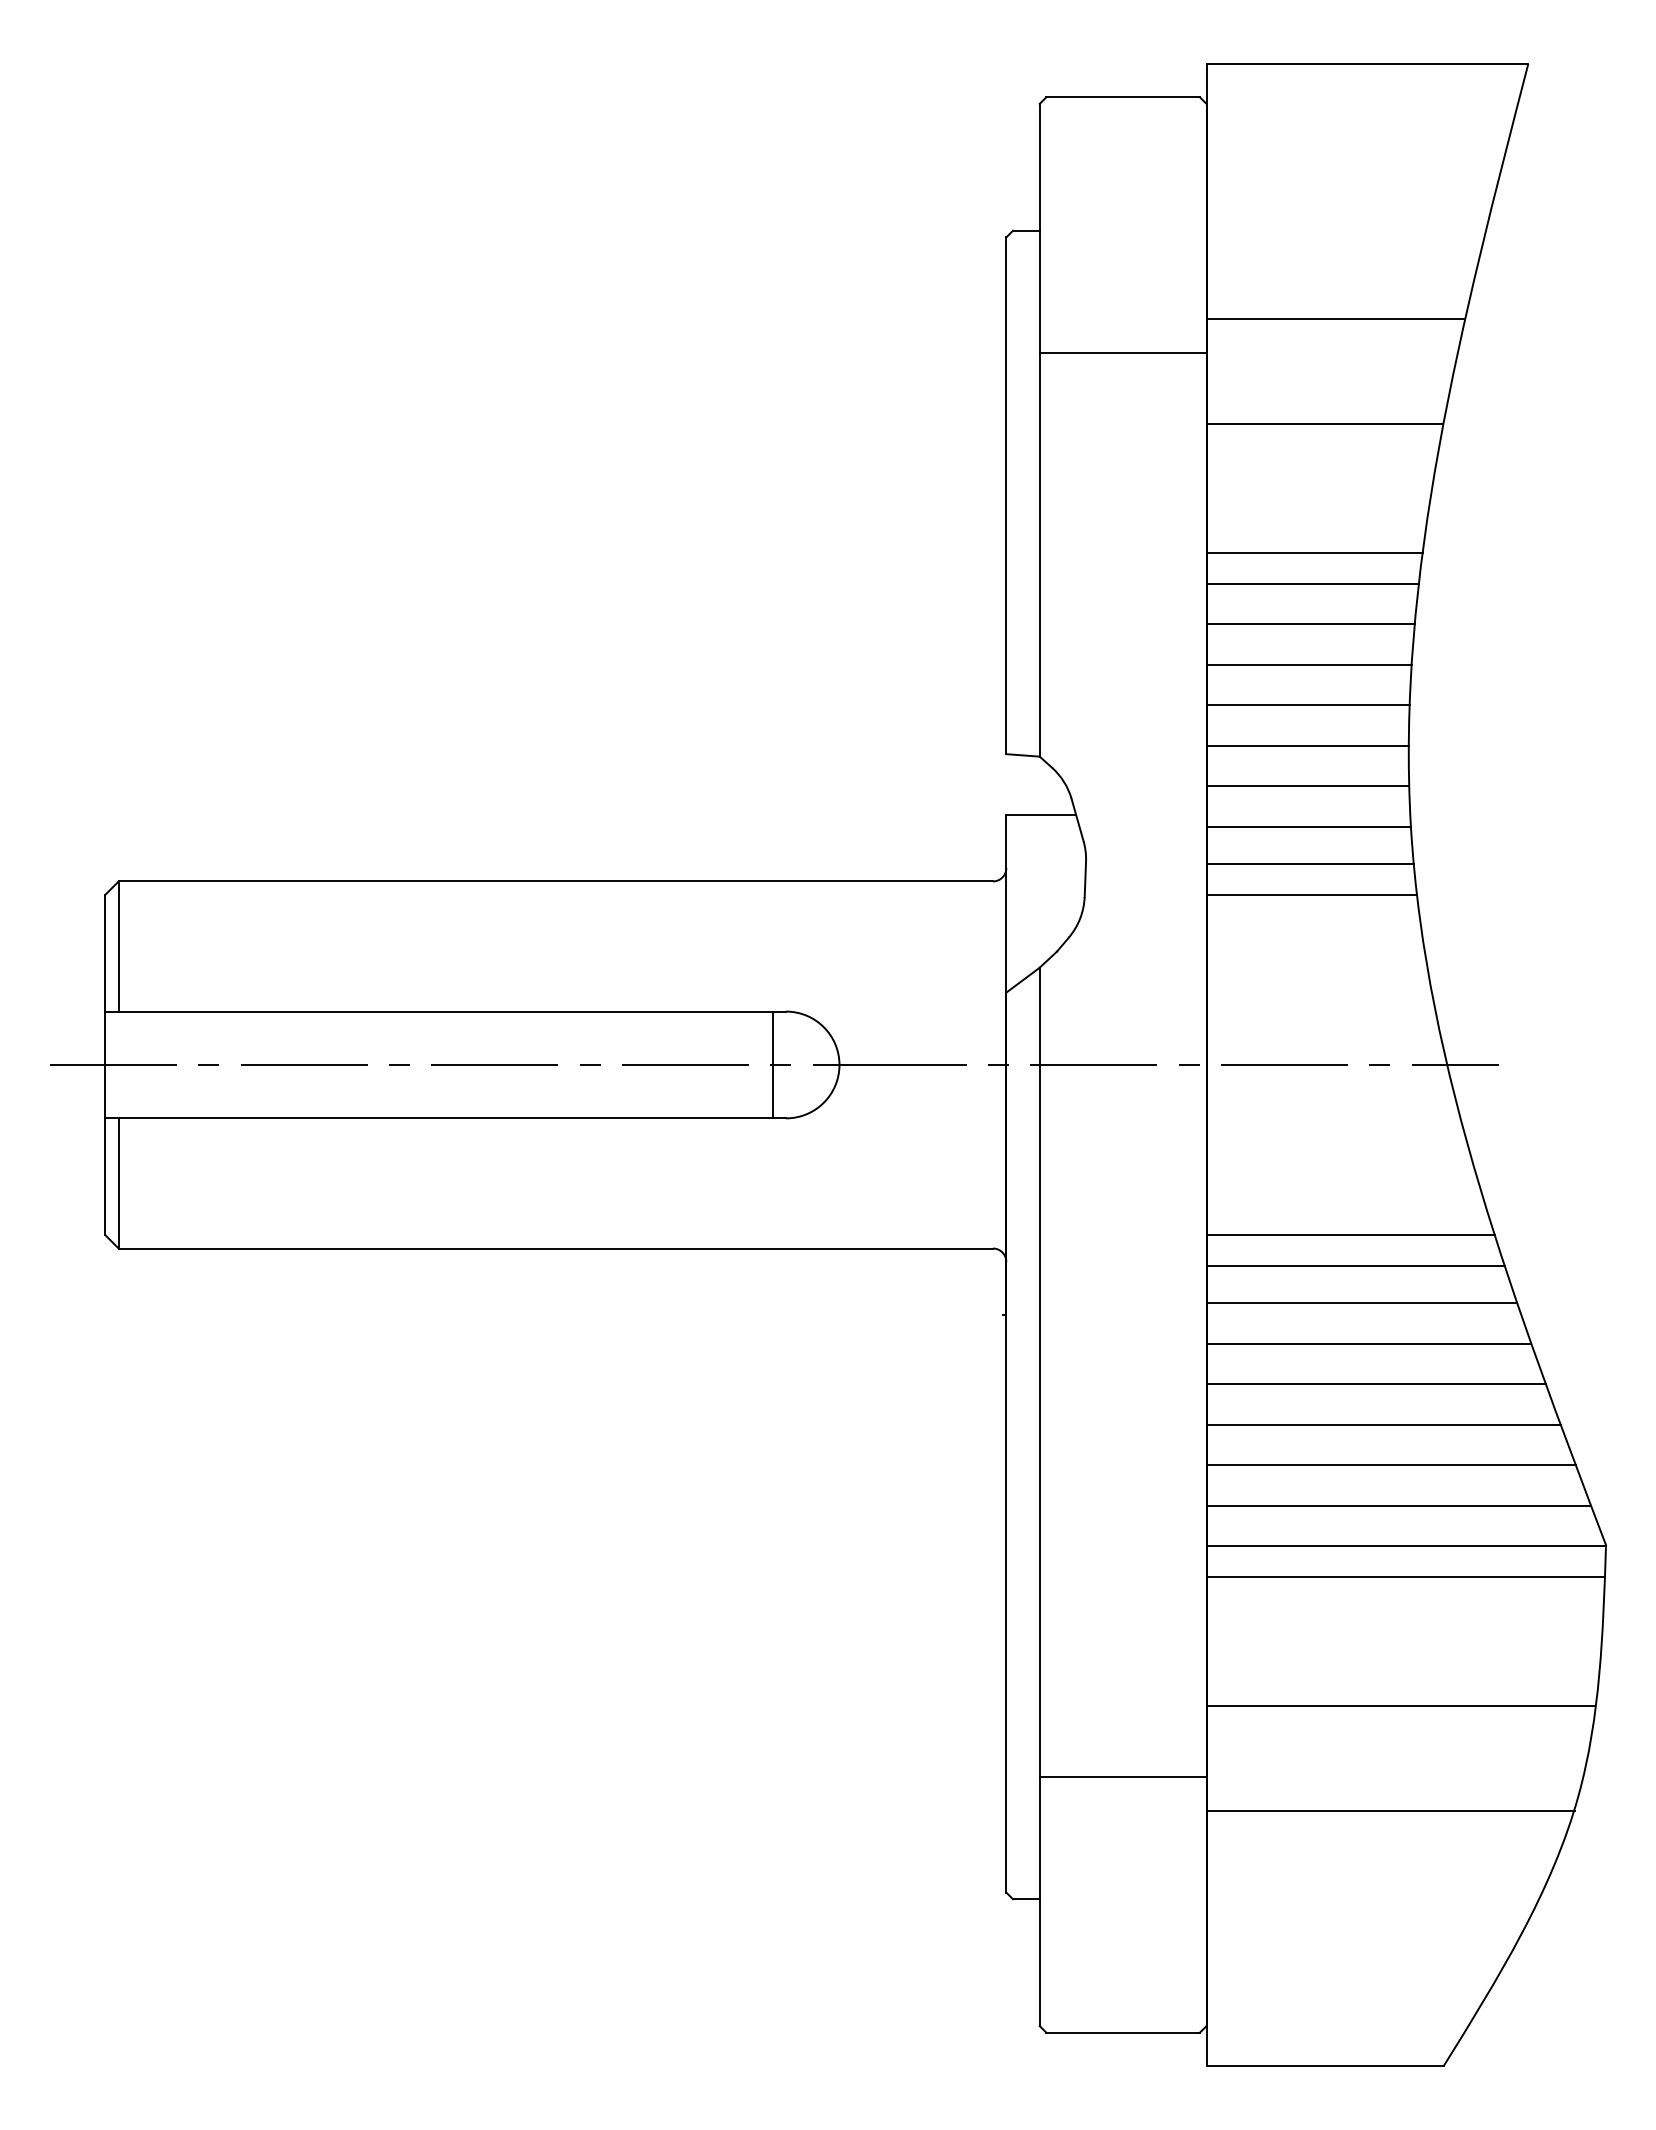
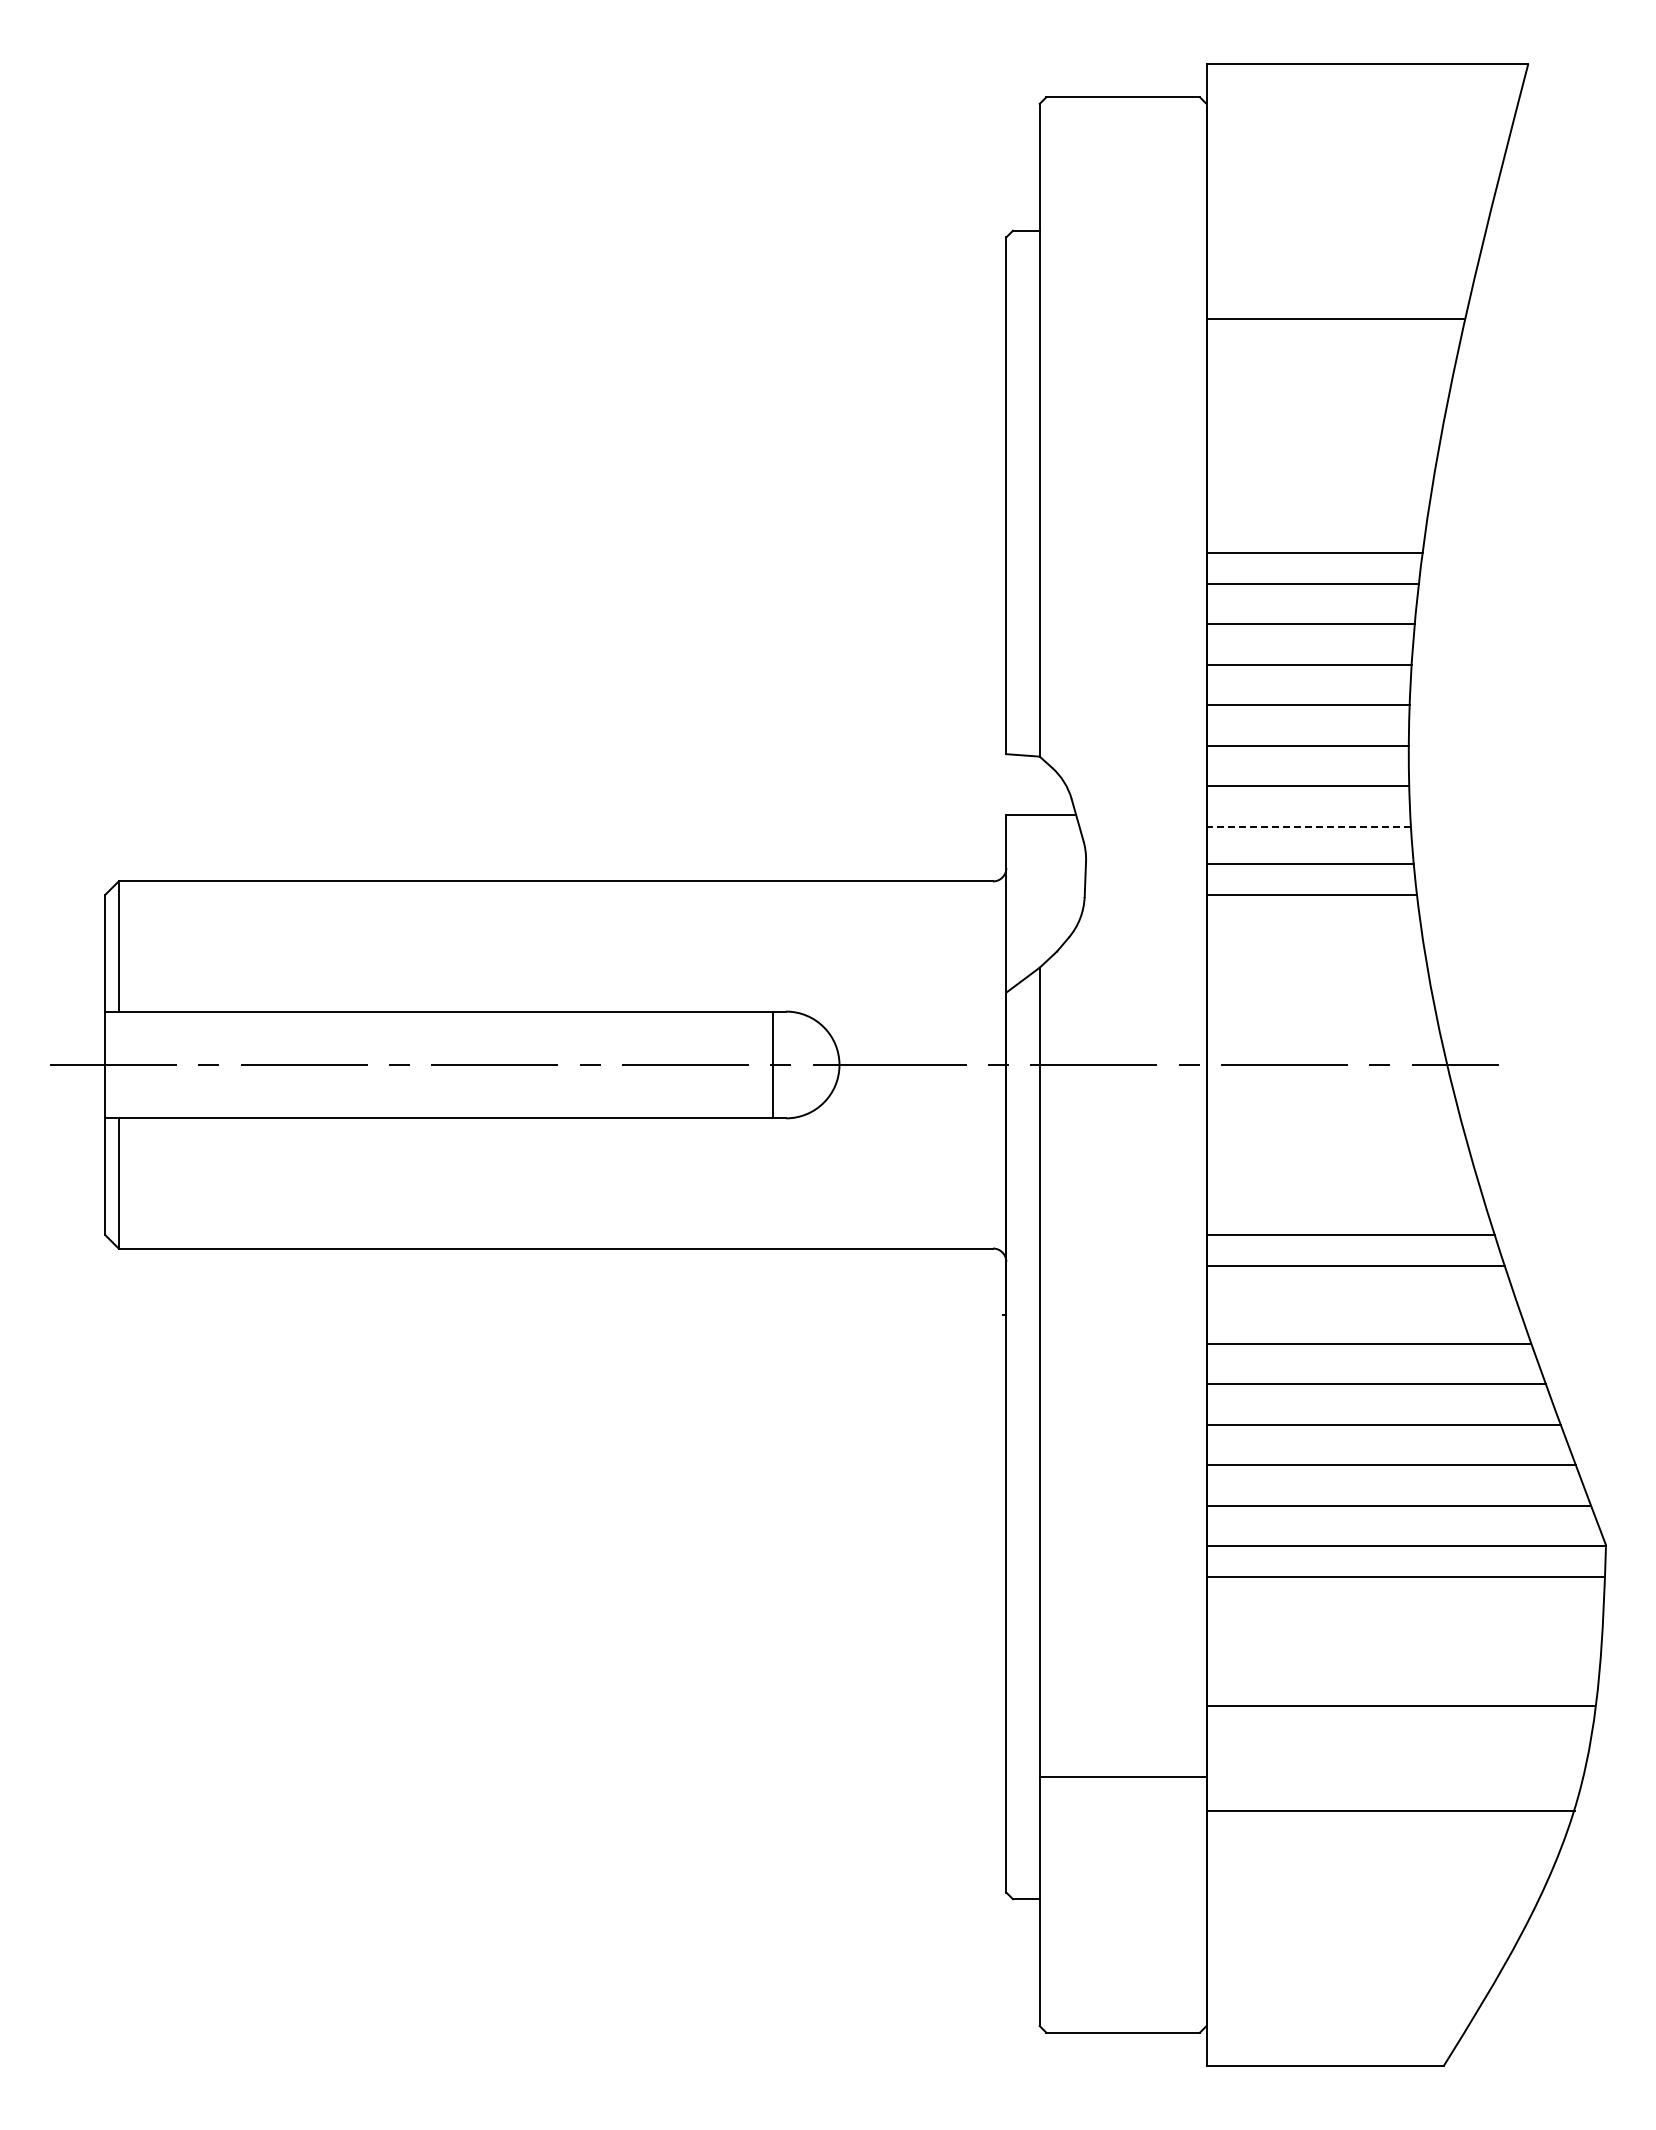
line: present -> none (1122, 353)
line: present -> none (1324, 424)
line: solid -> dashed (1308, 826)
line: present -> none (1361, 1302)
